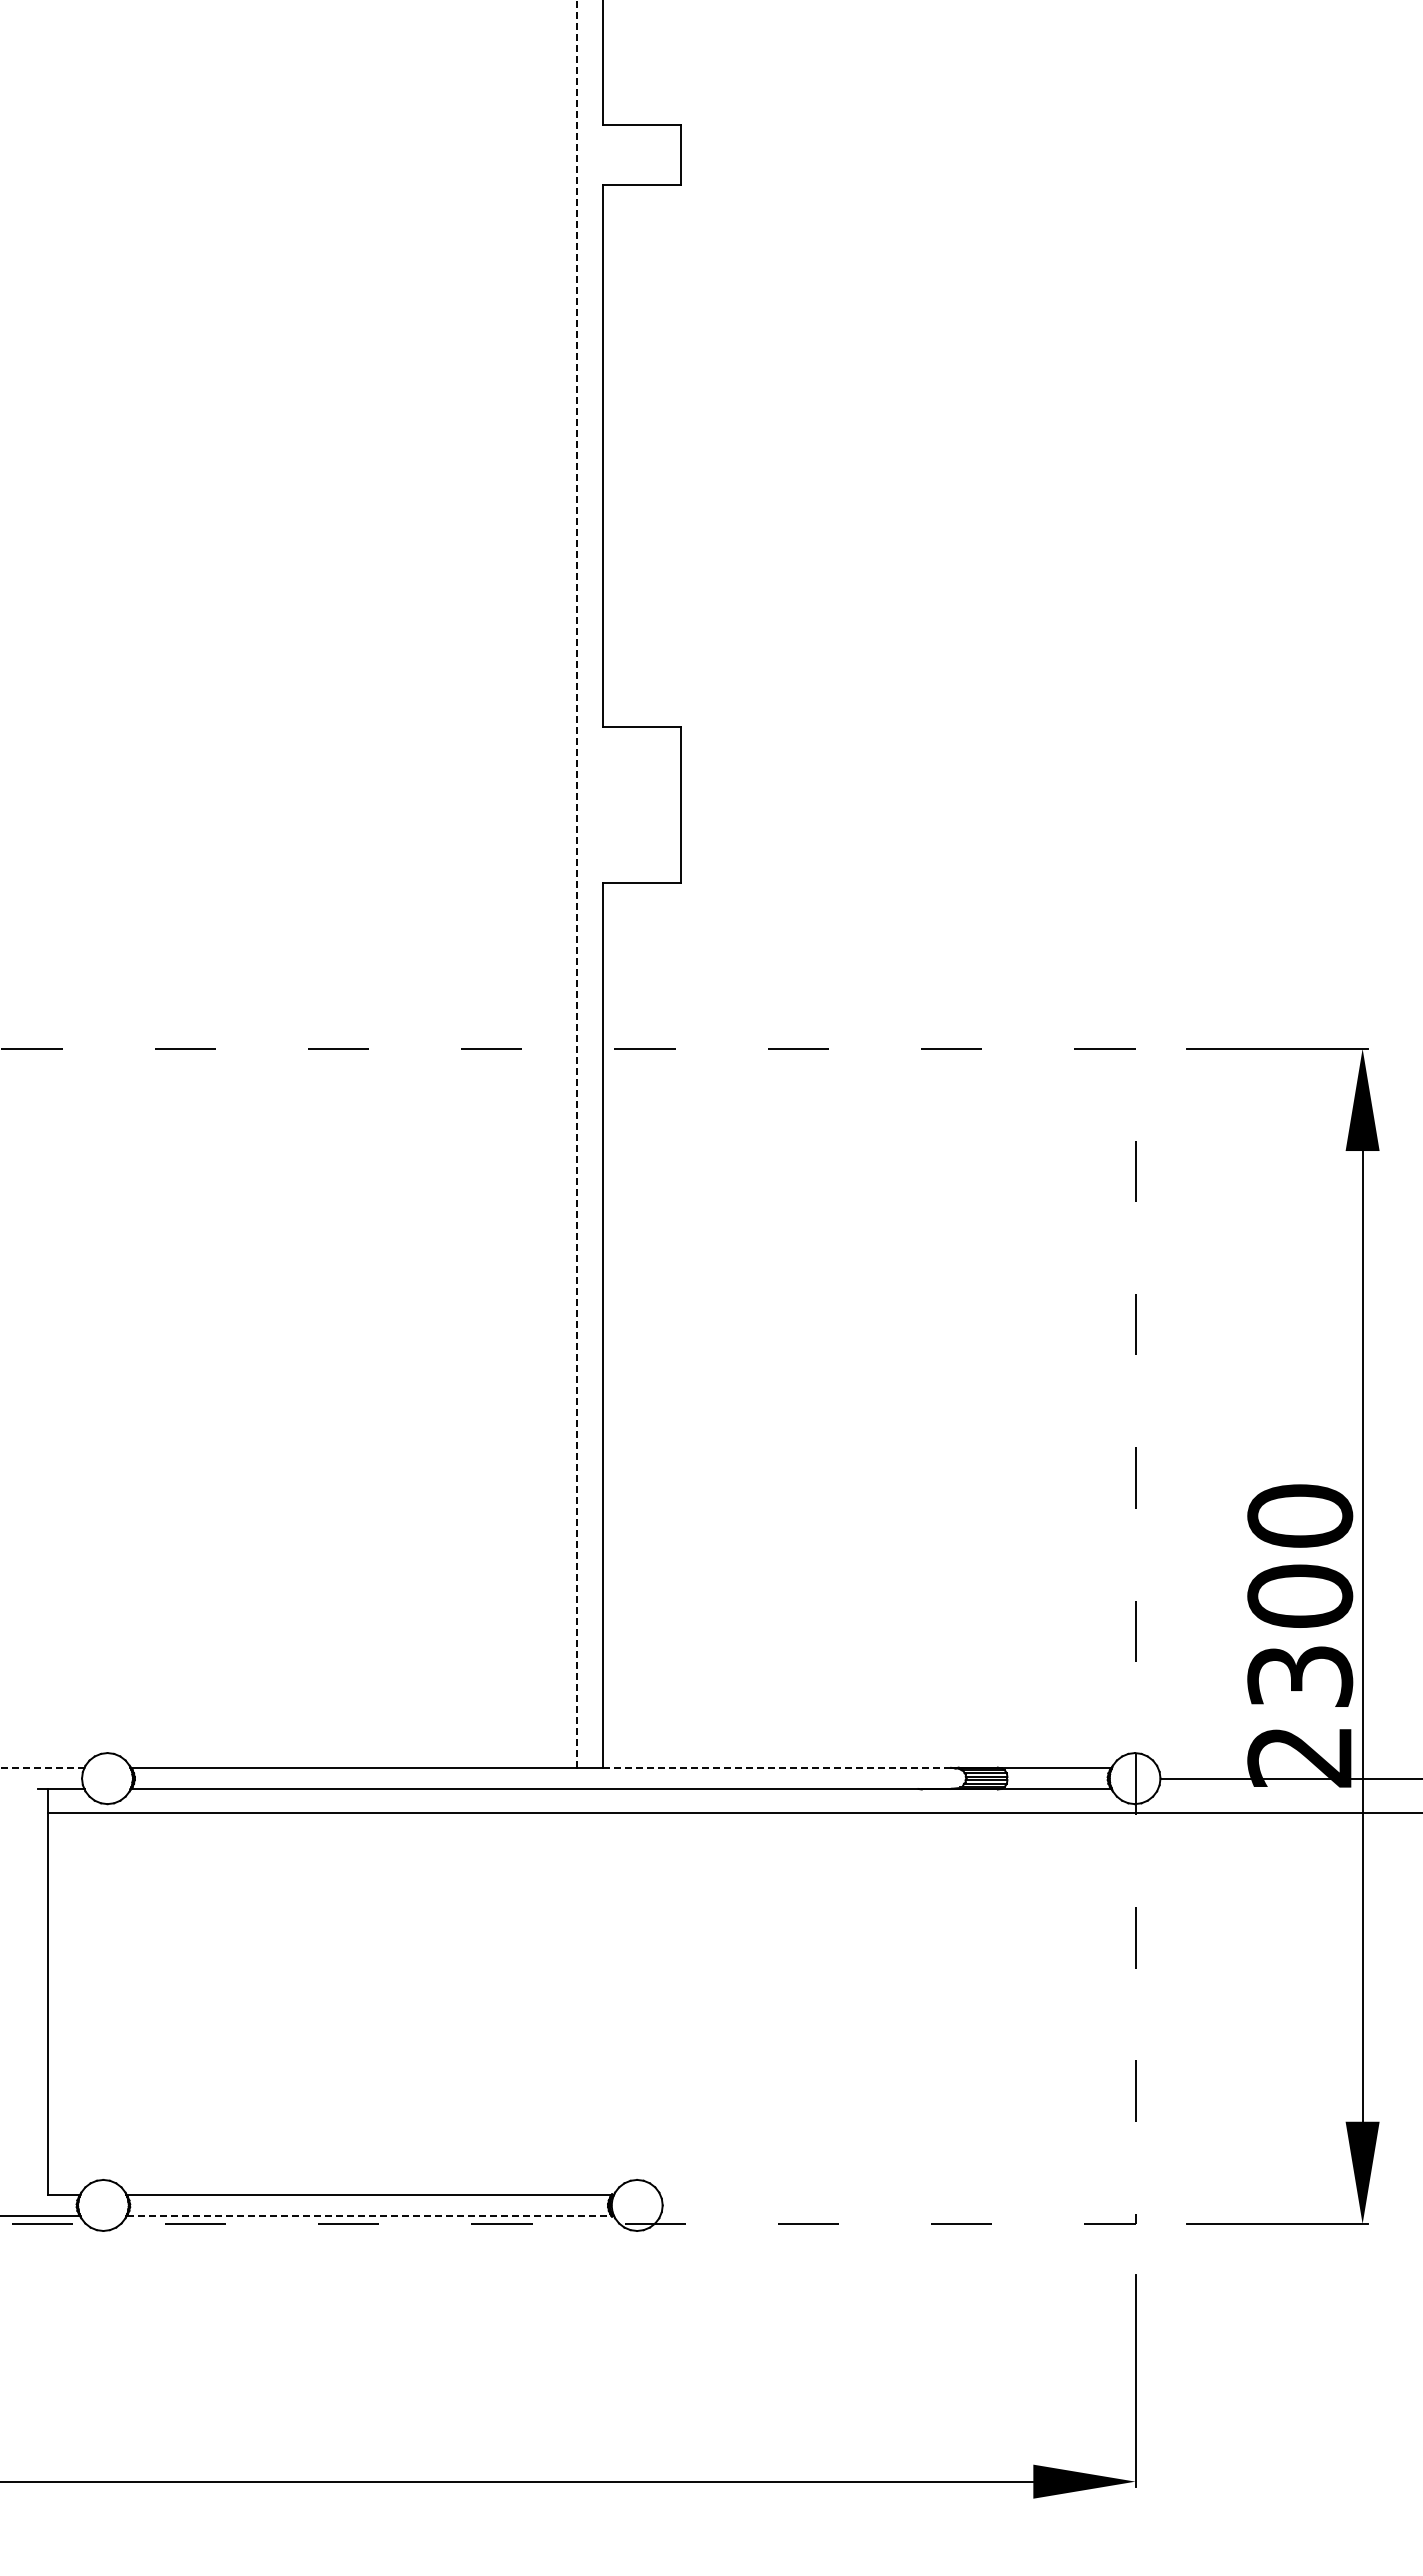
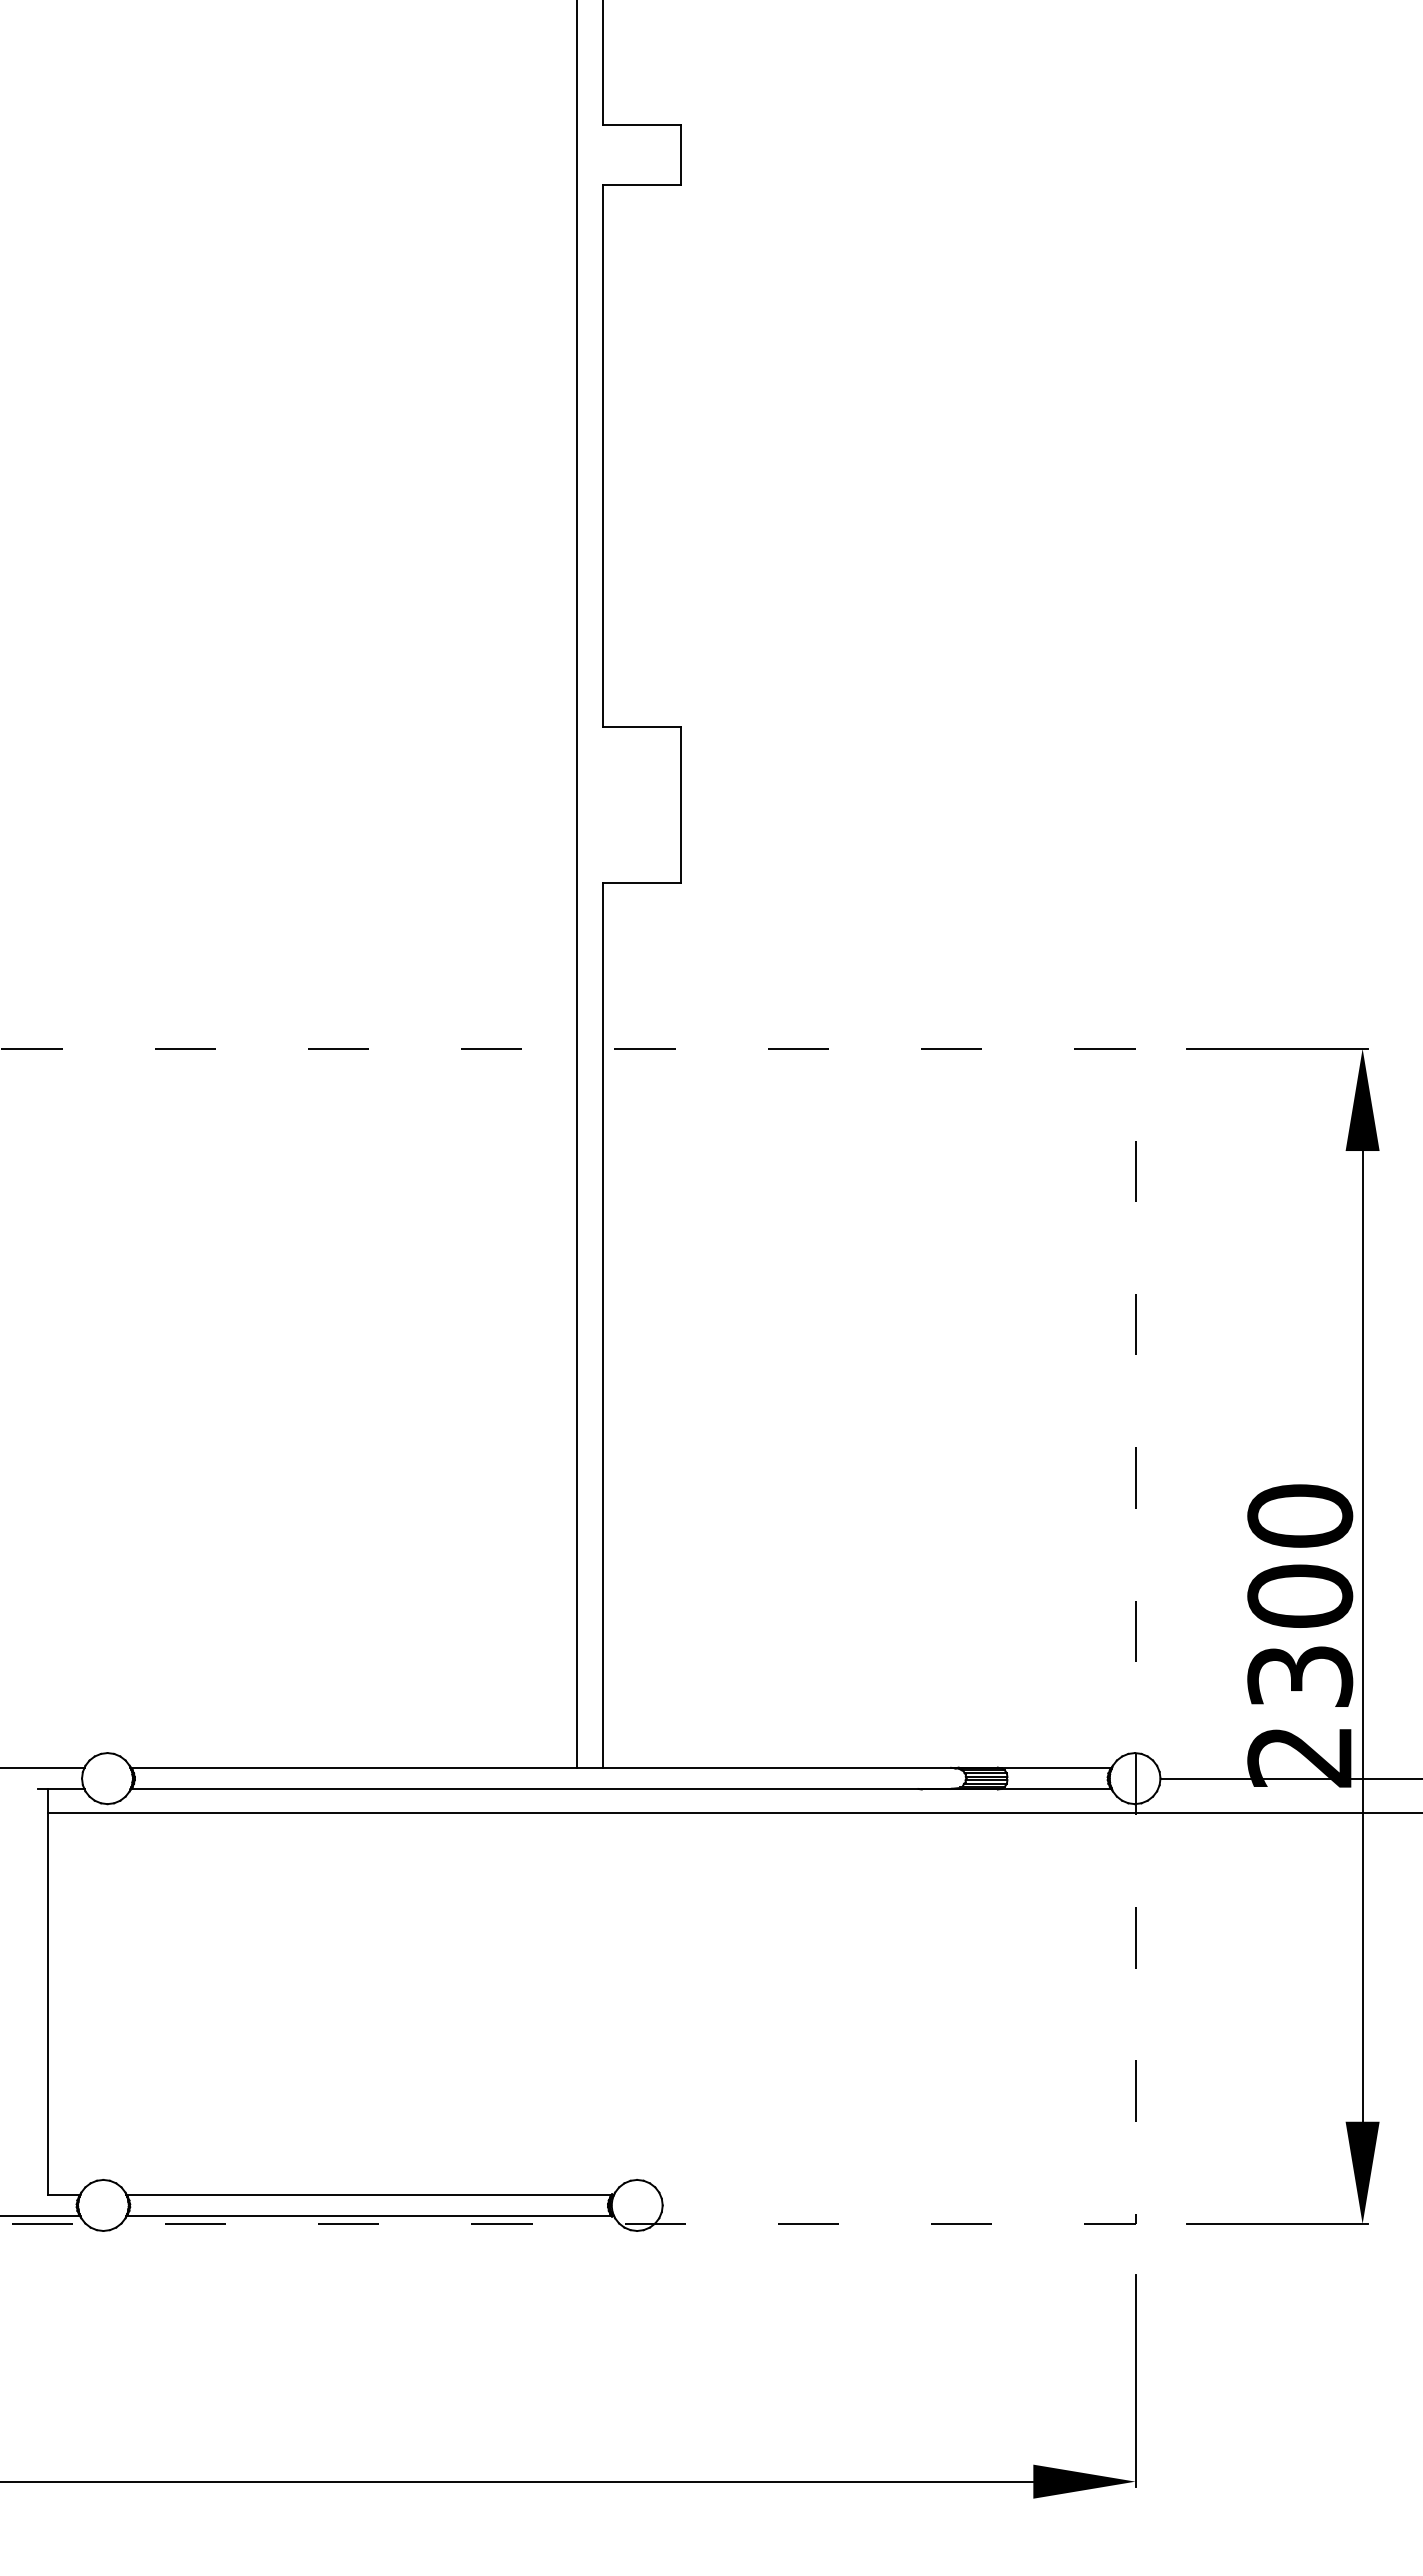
line: dashed -> solid (576, 884)
line: dashed -> solid (42, 1767)
line: dashed -> solid (777, 1767)
line: dashed -> solid (369, 2216)
